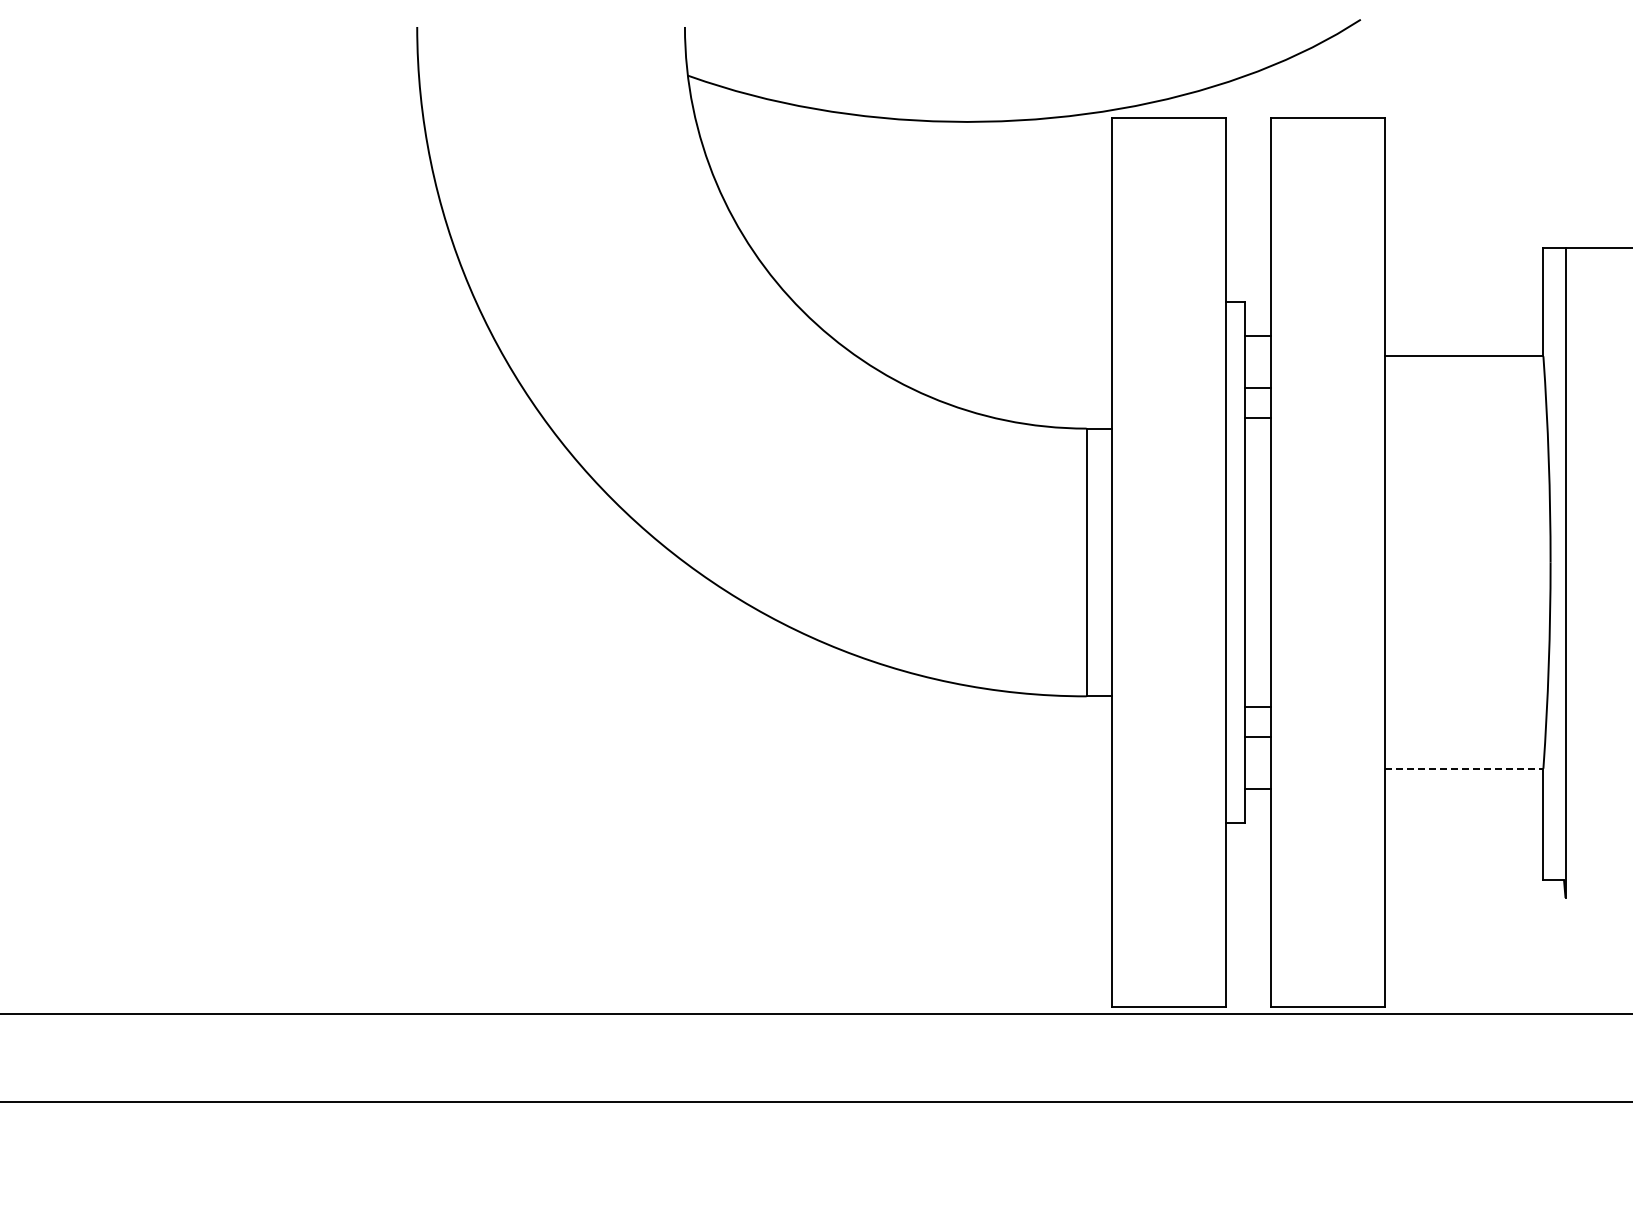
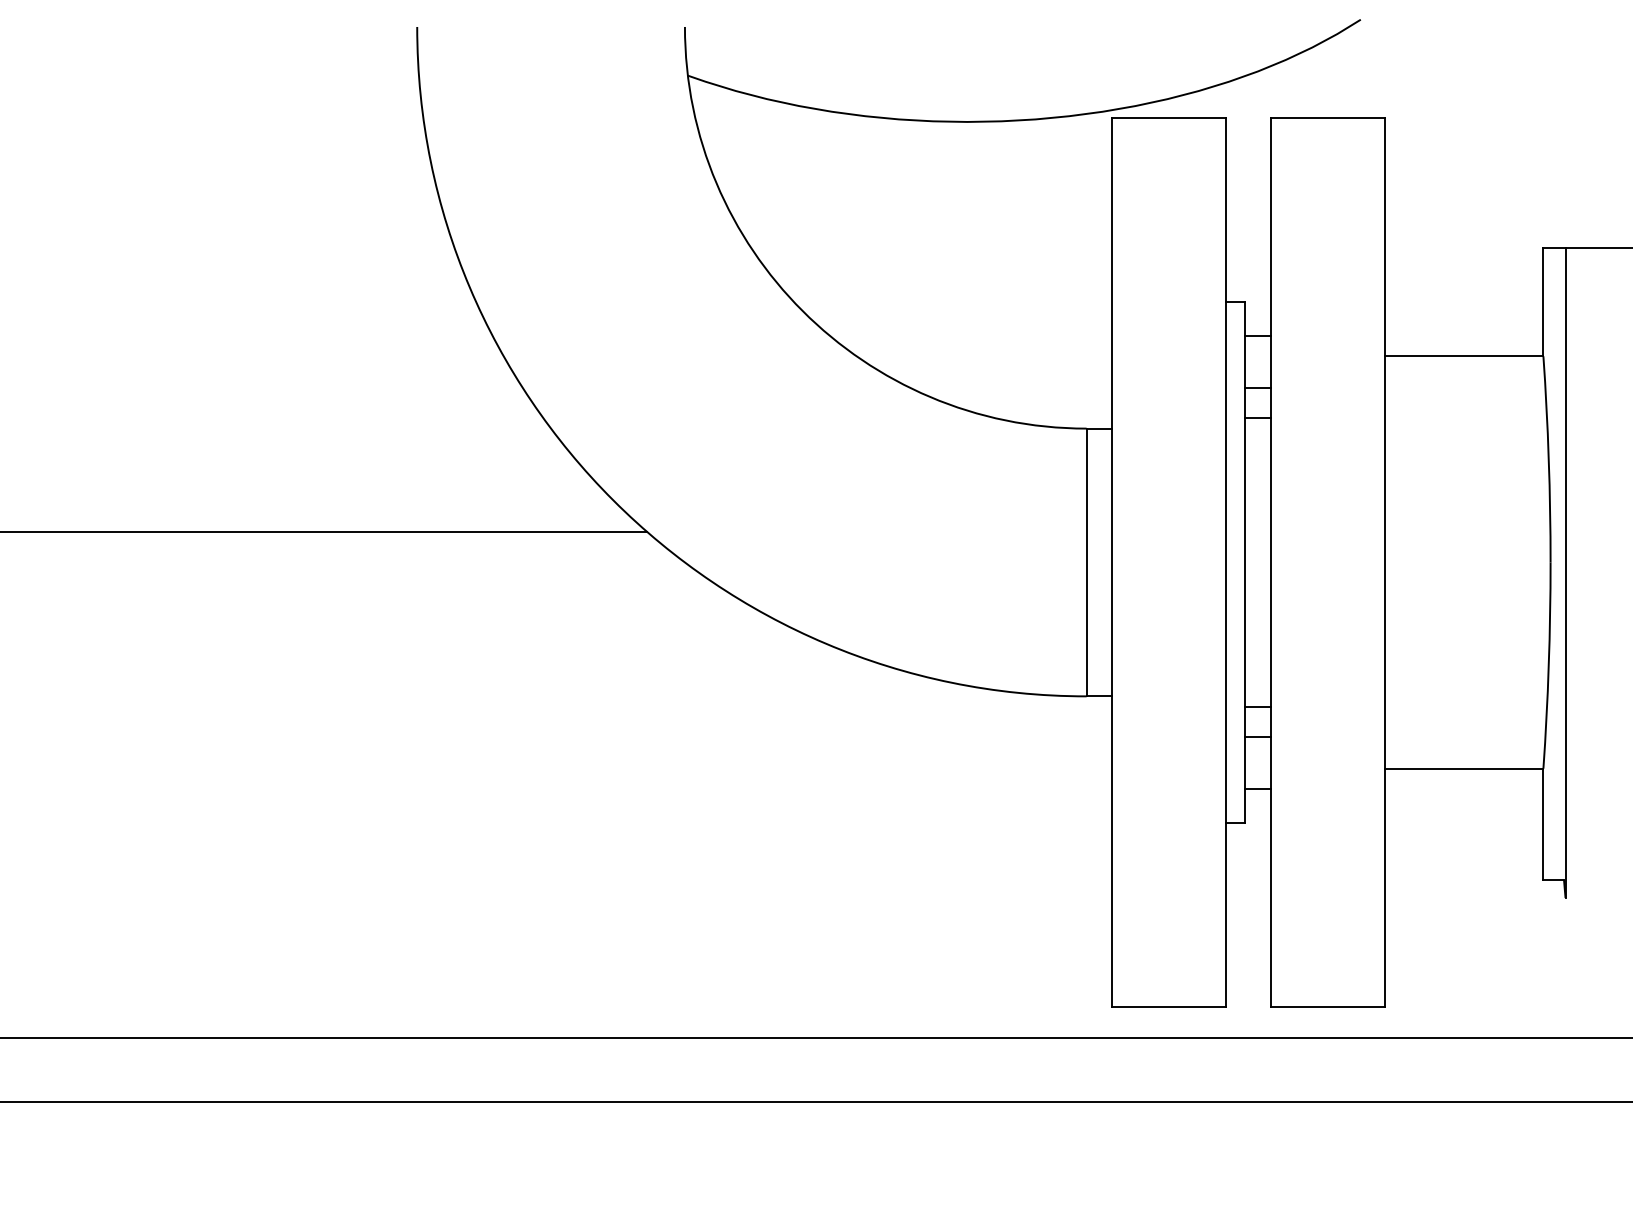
line: none -> present (324, 532)
line: dashed -> solid (1464, 768)
line position: (815, 1014) -> (815, 1038) (815, 1038)
